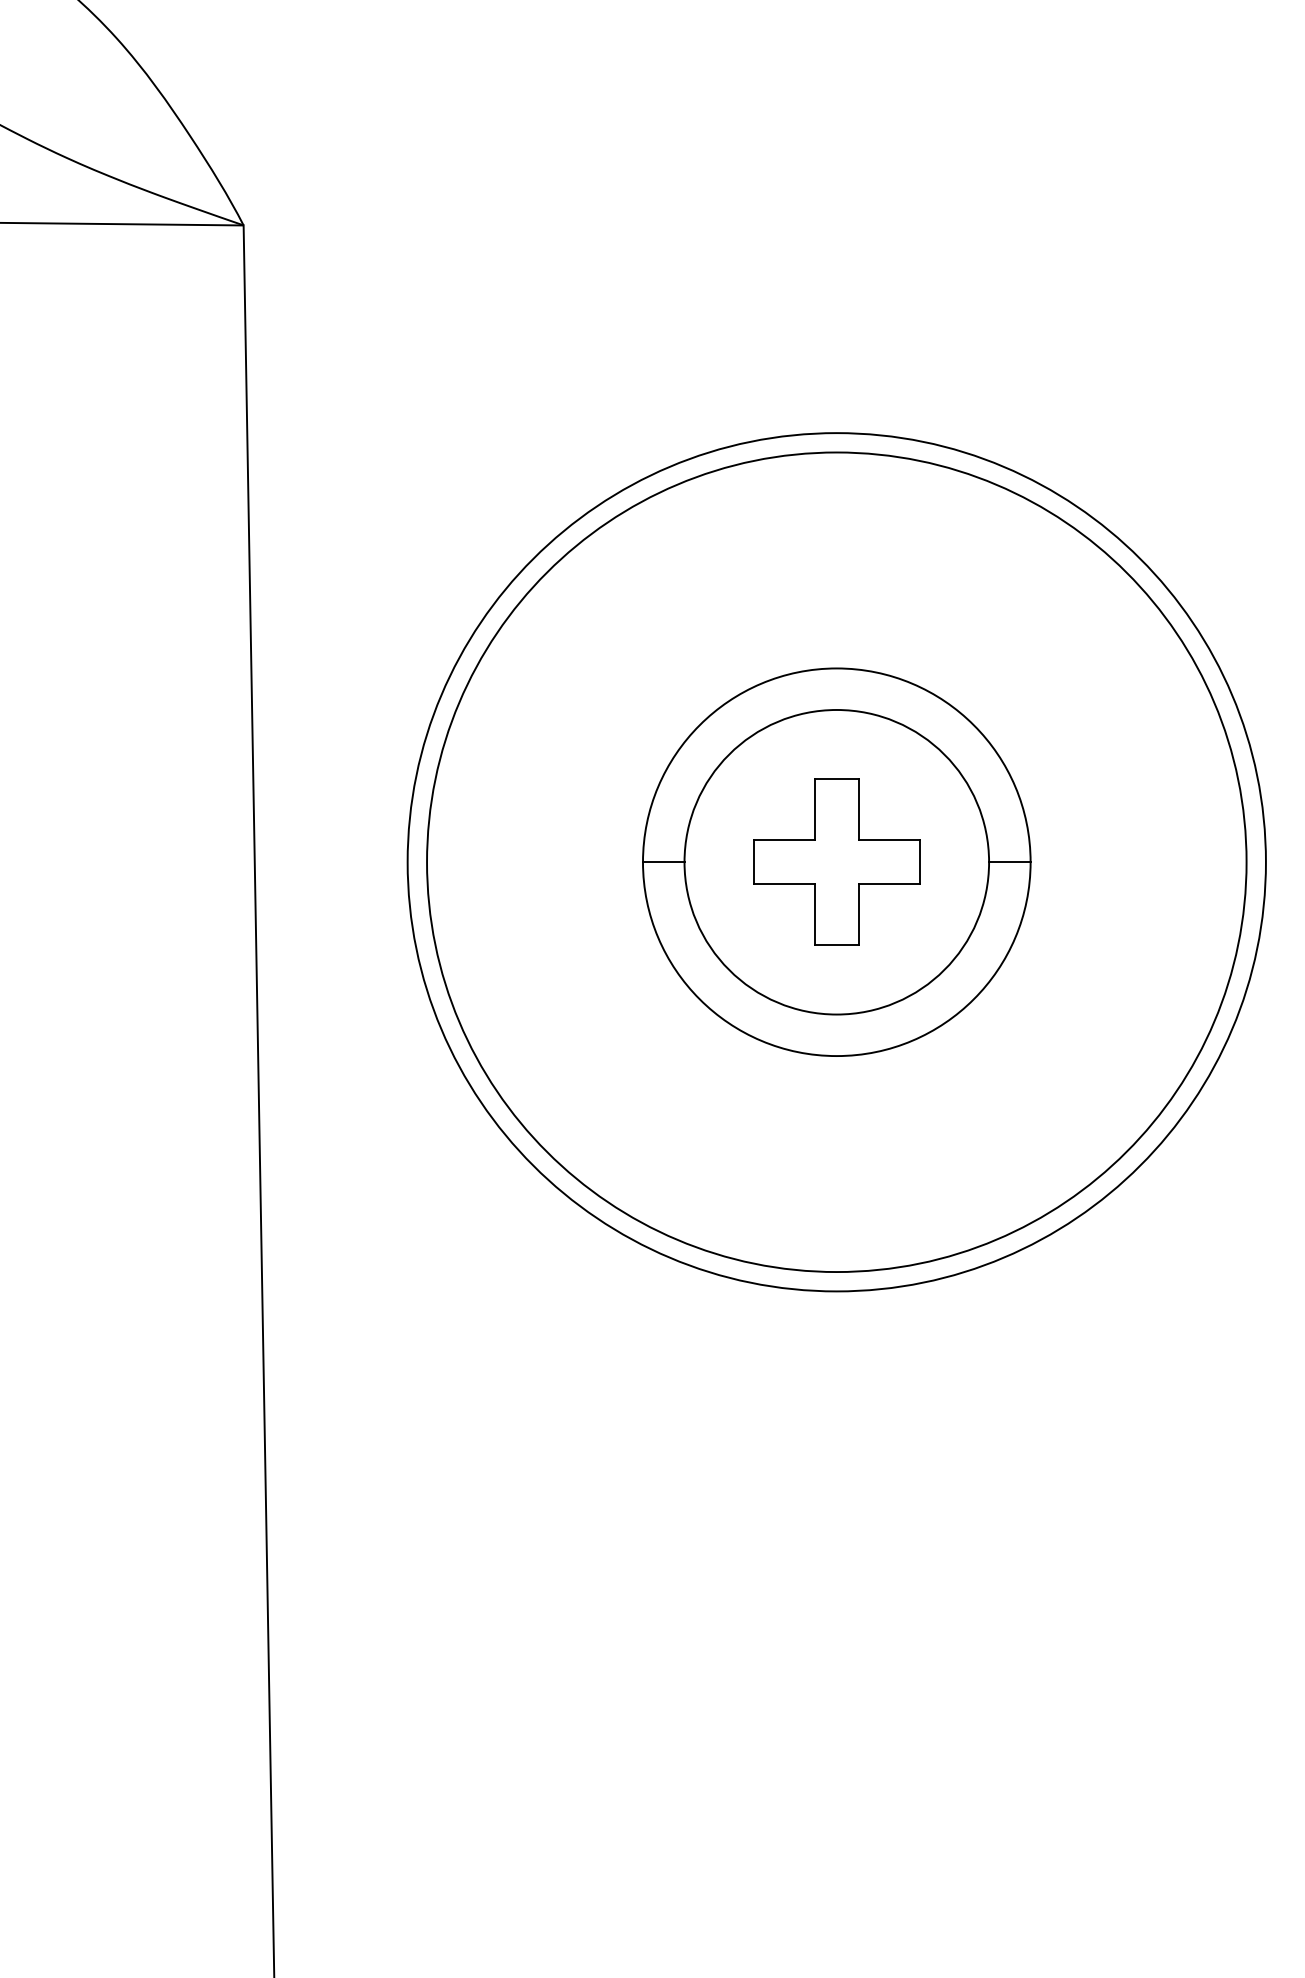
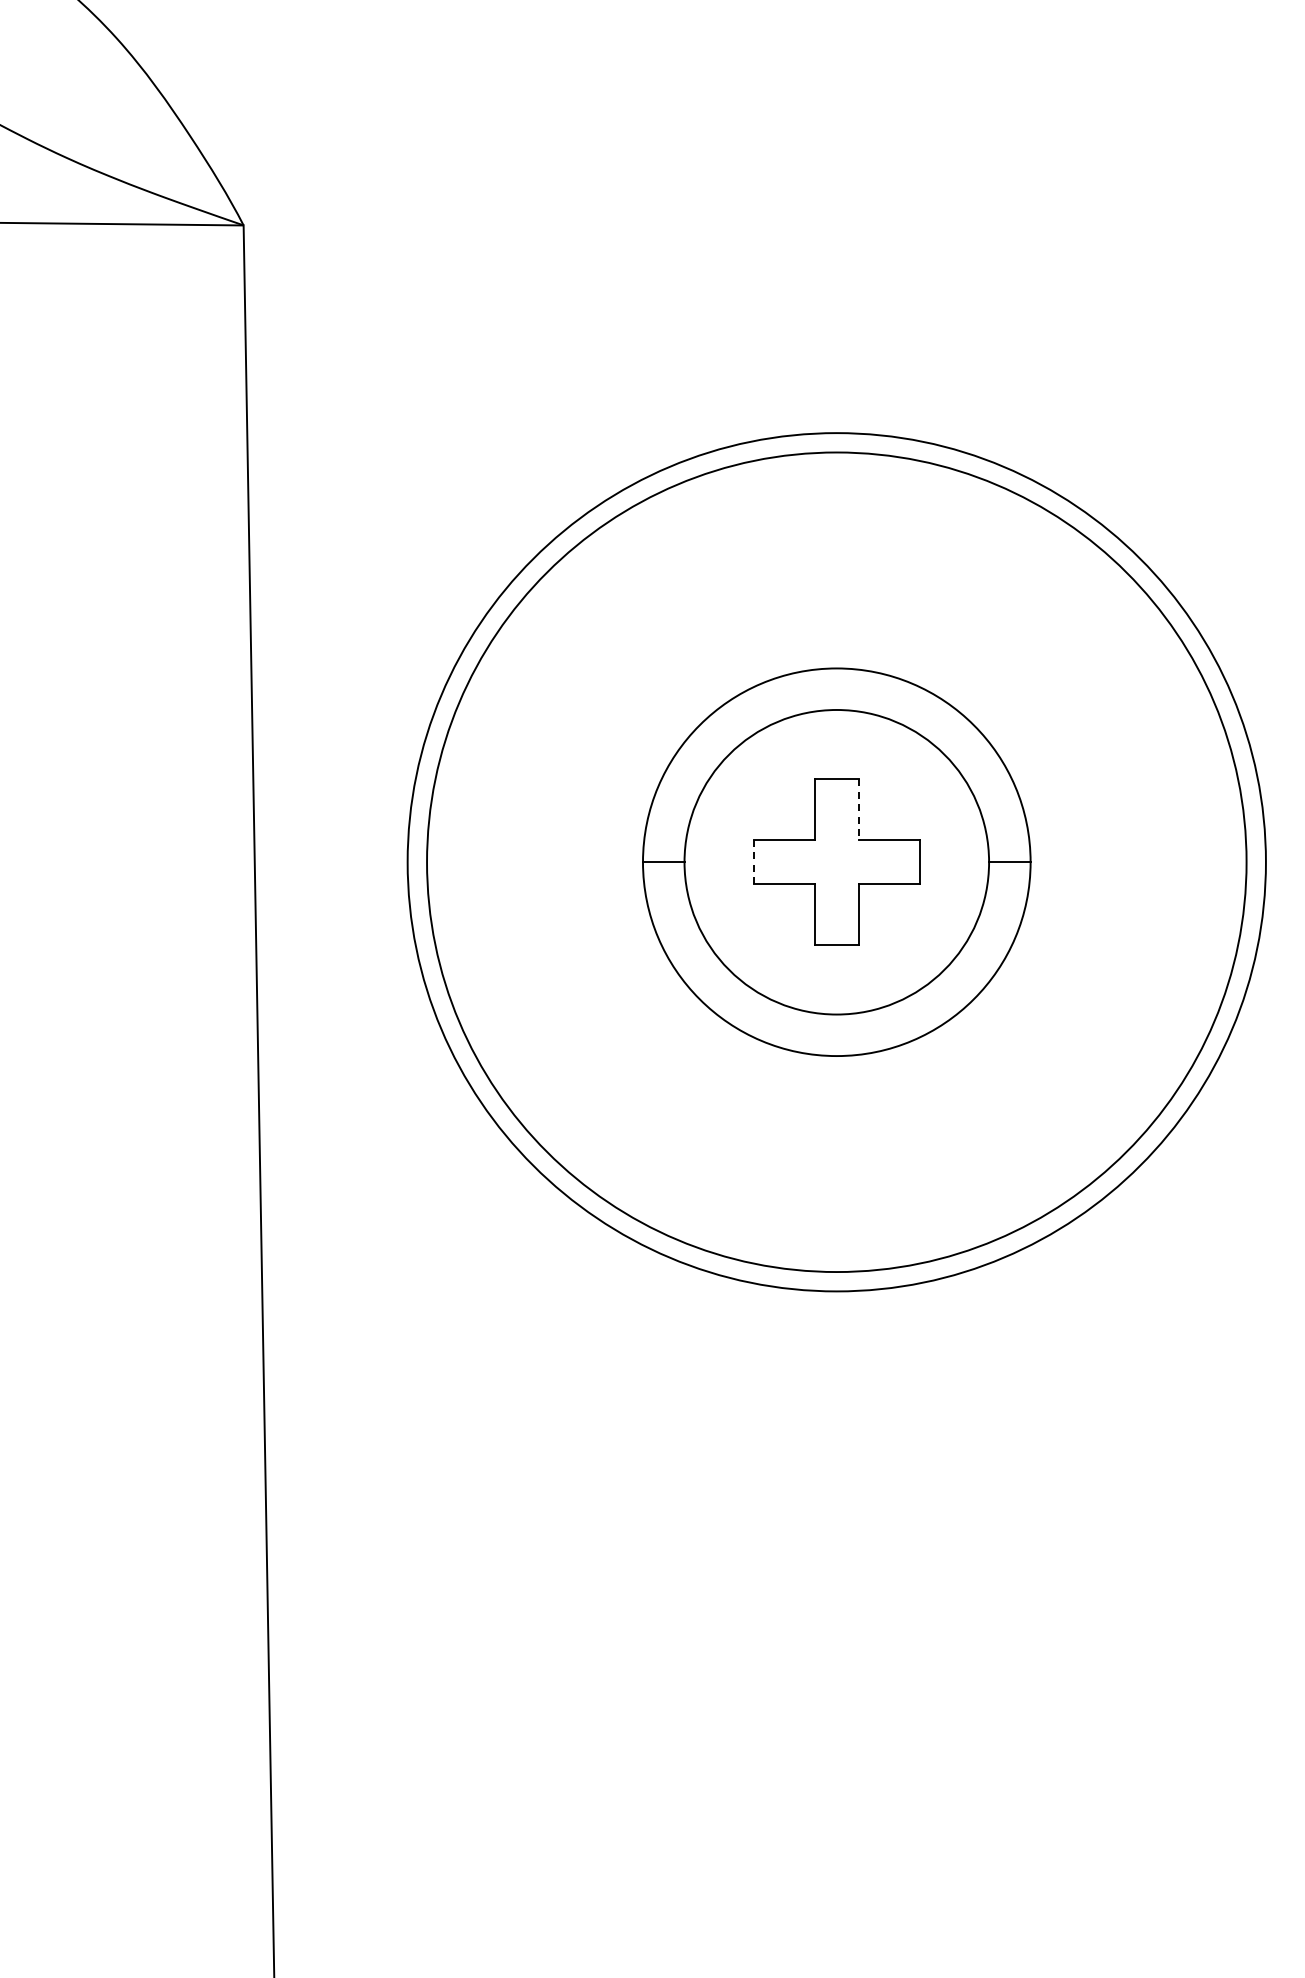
line: solid -> dashed (858, 810)
line: solid -> dashed (753, 861)
